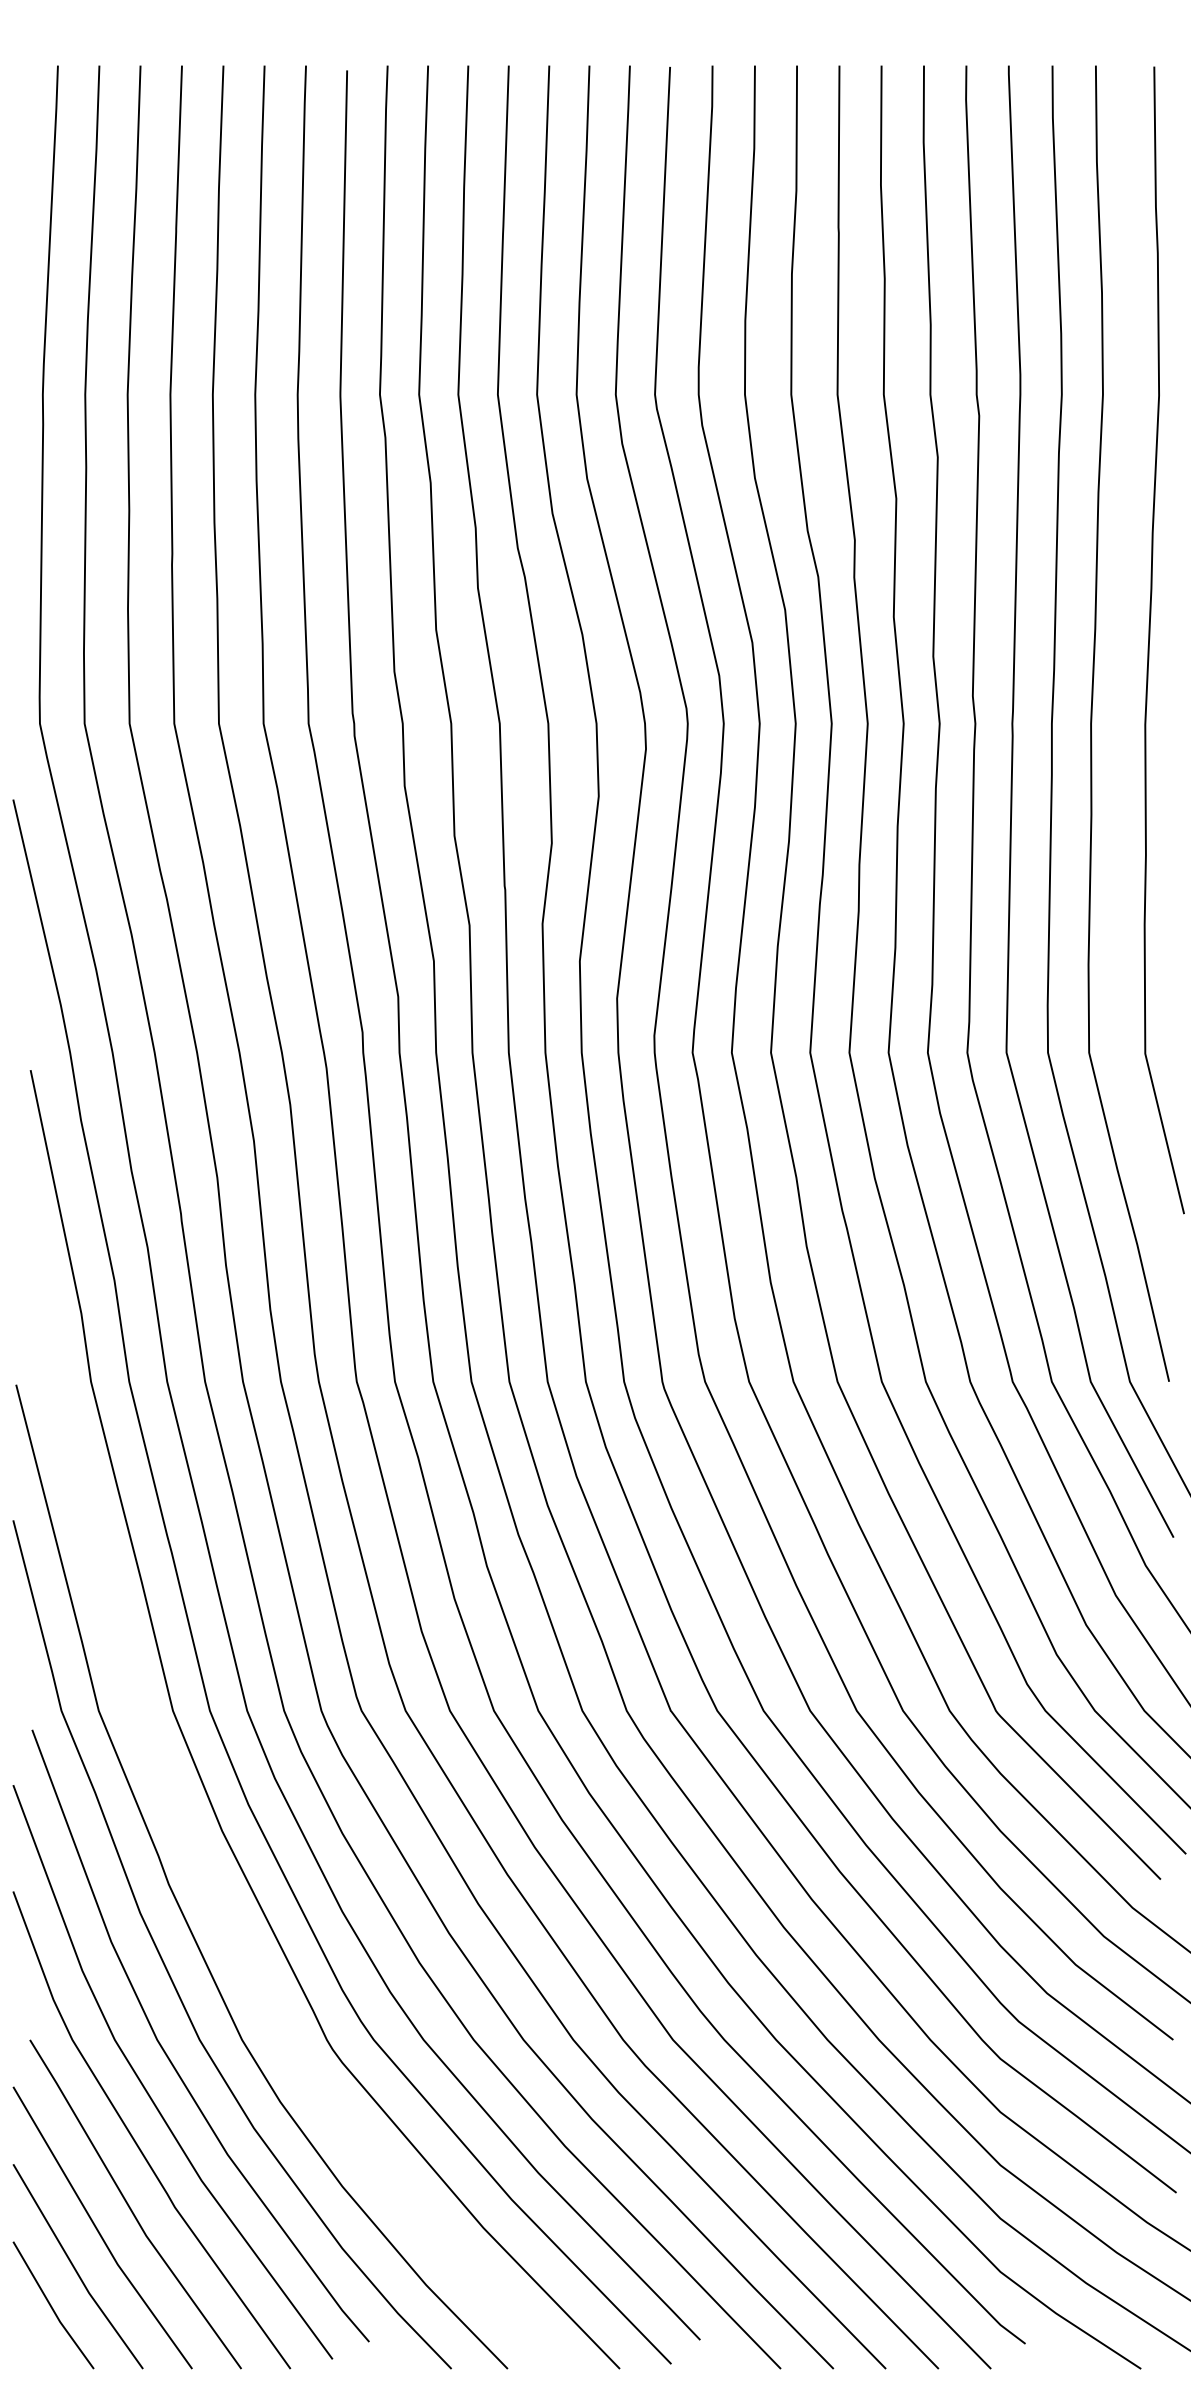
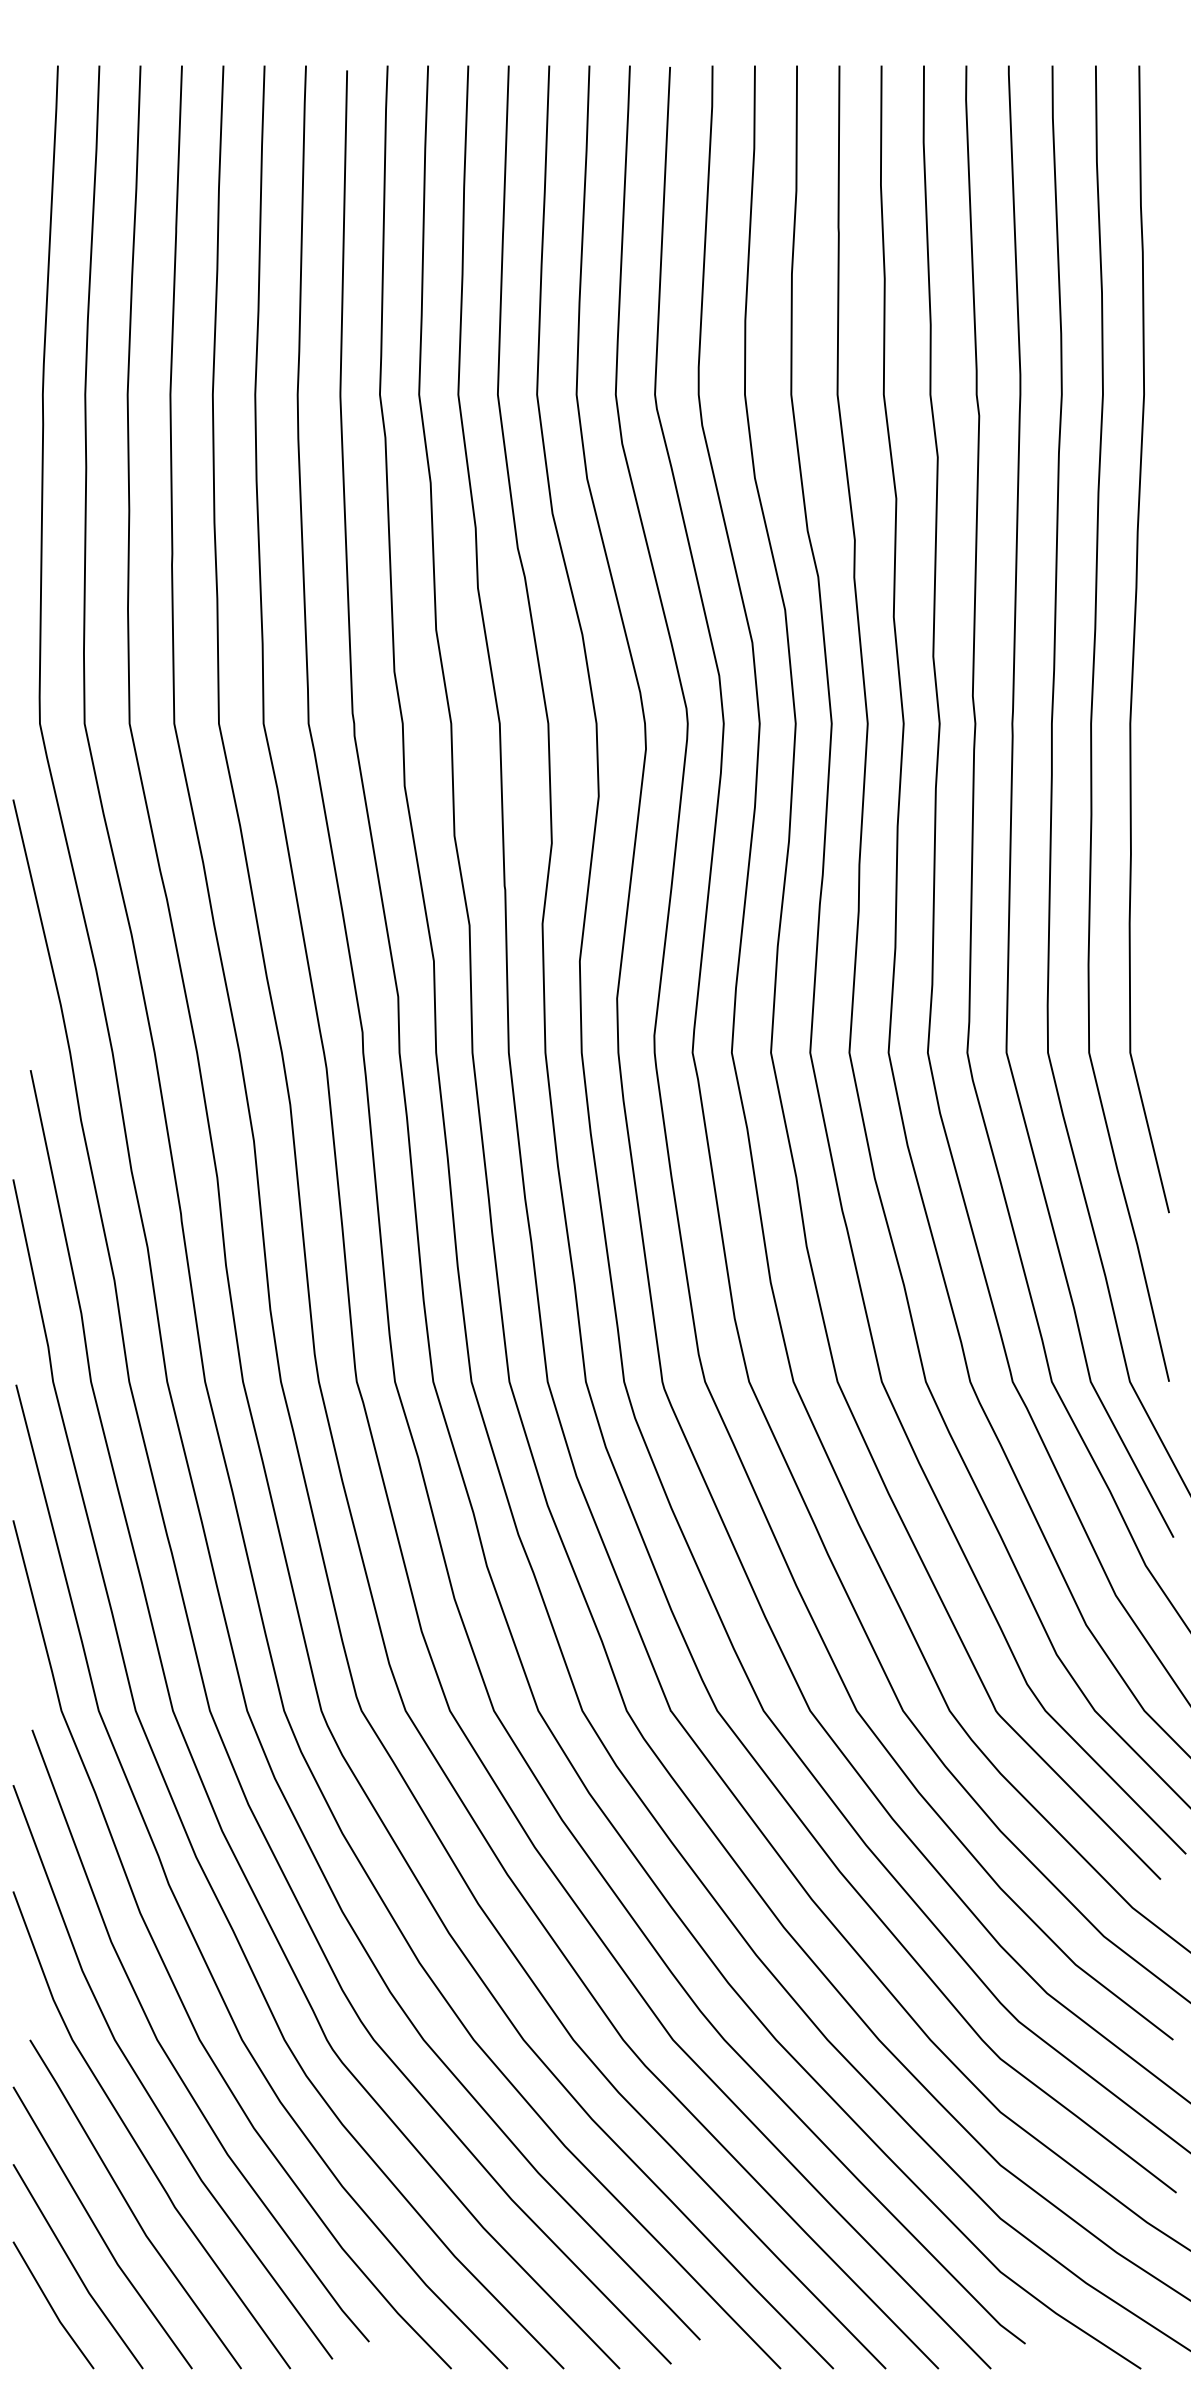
curve position: (1150, 638) -> (1135, 637) (1135, 637)
curve: none -> present (181, 1818)
